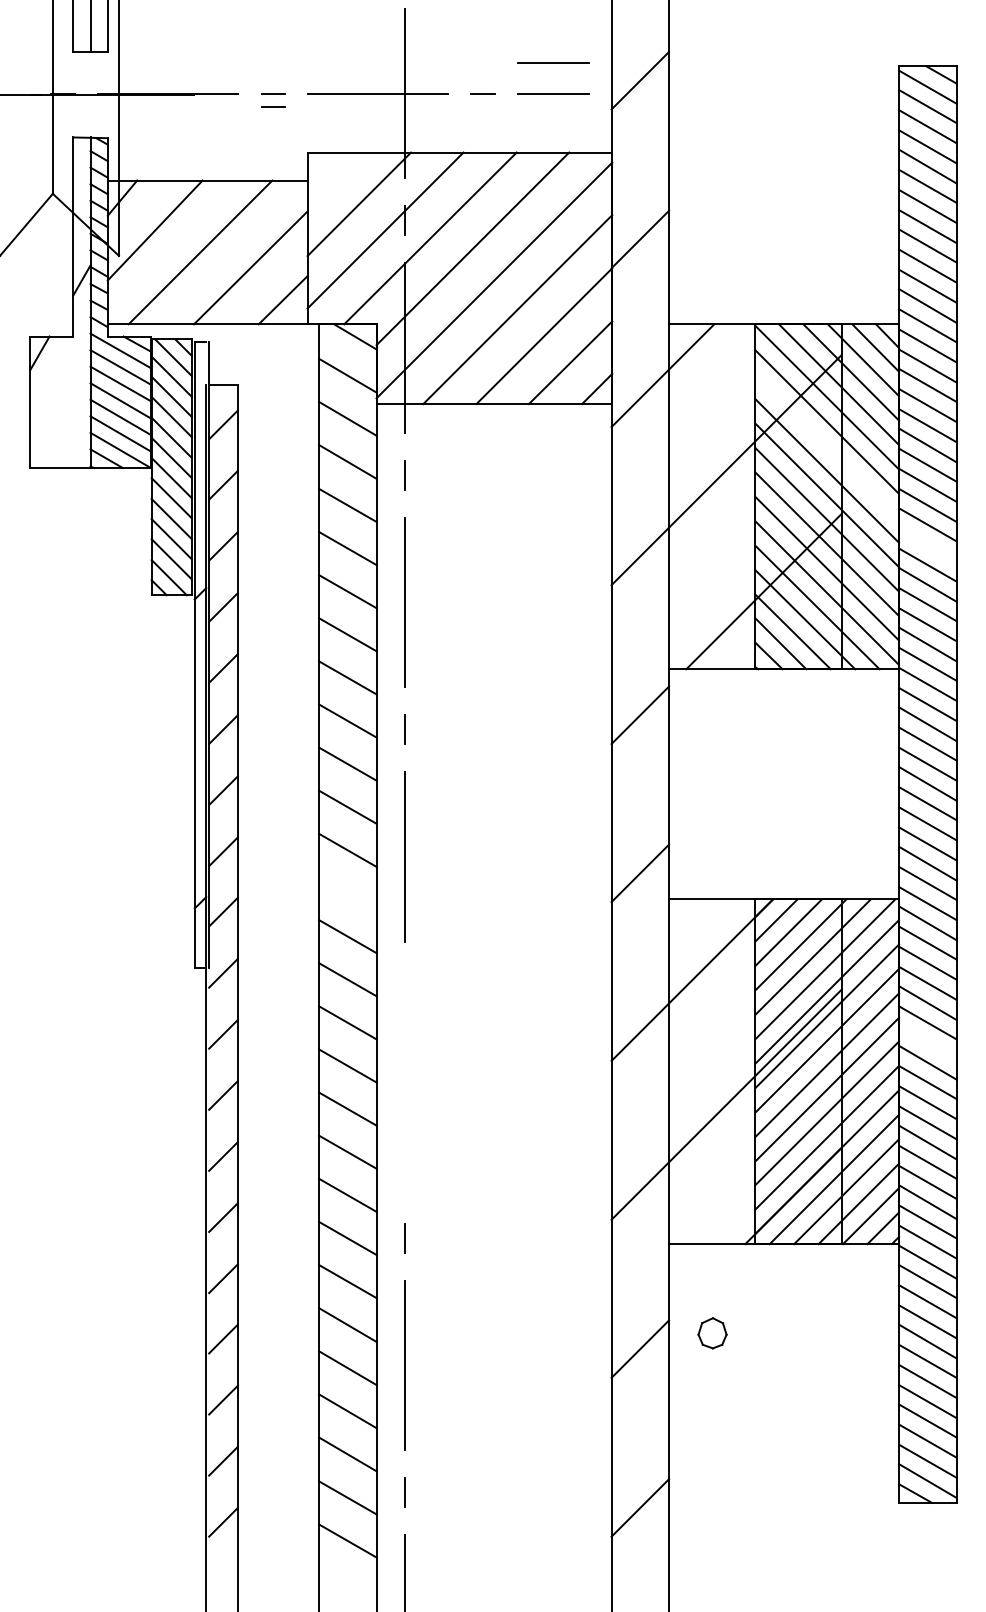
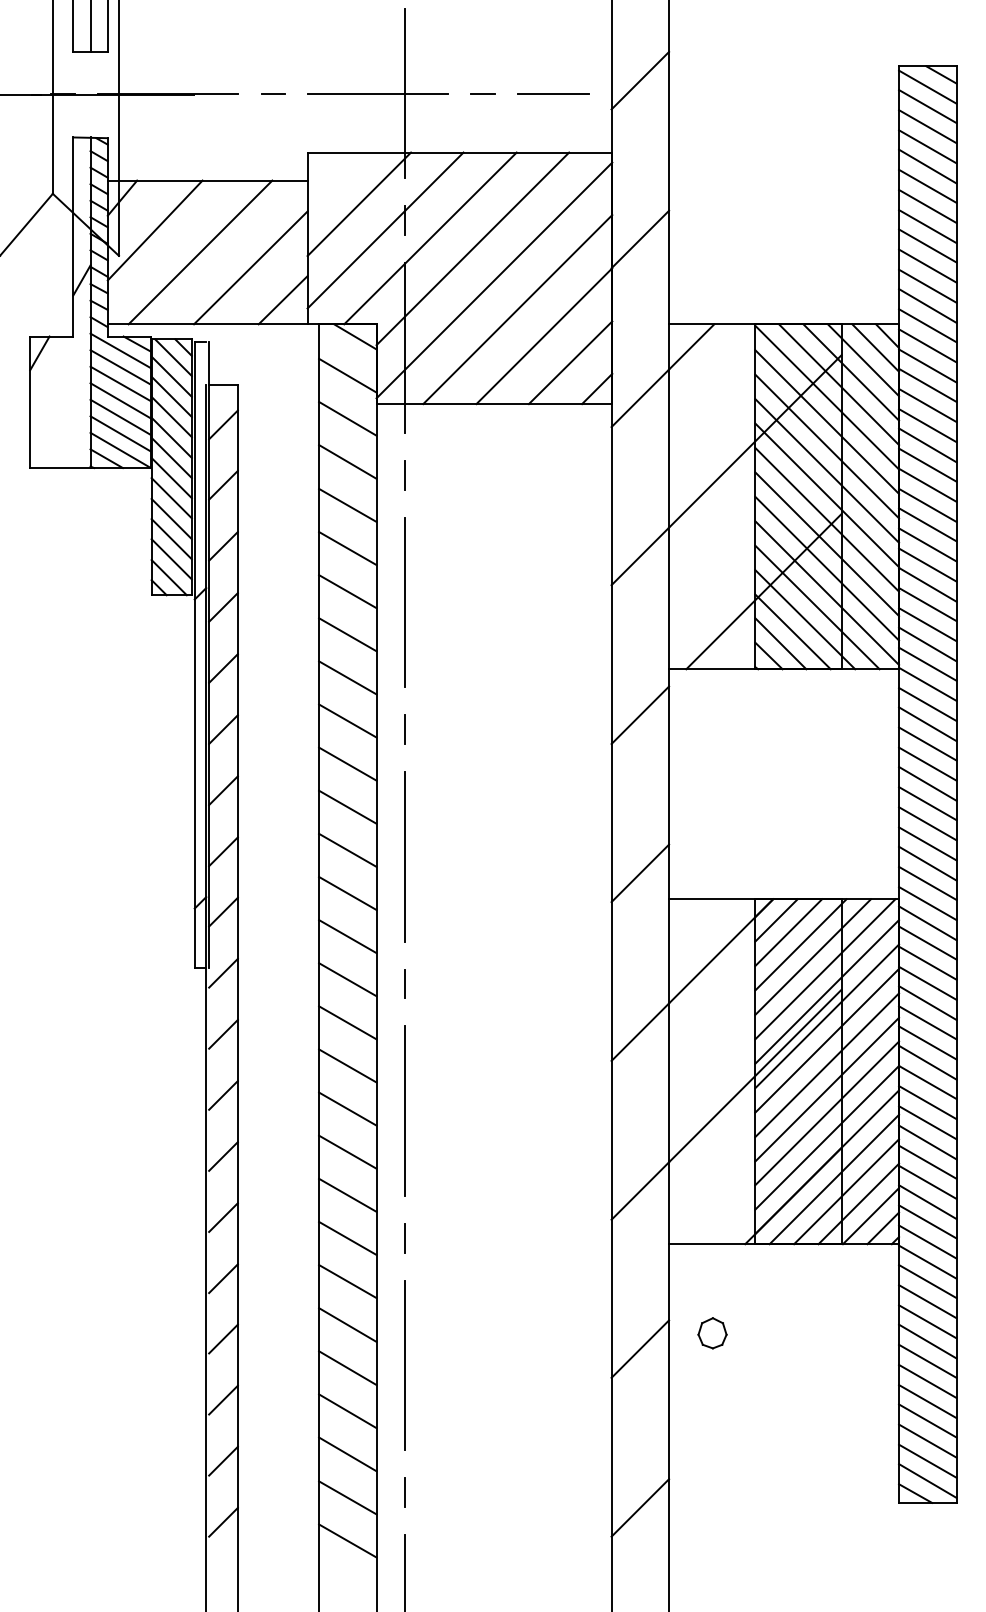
line: present -> none (553, 62)
line: present -> none (273, 106)
line: none -> present (827, 446)
line: none -> present (927, 544)
line: none -> present (347, 893)
line: none -> present (404, 983)
line: none -> present (927, 1042)
line: none -> present (404, 1110)
